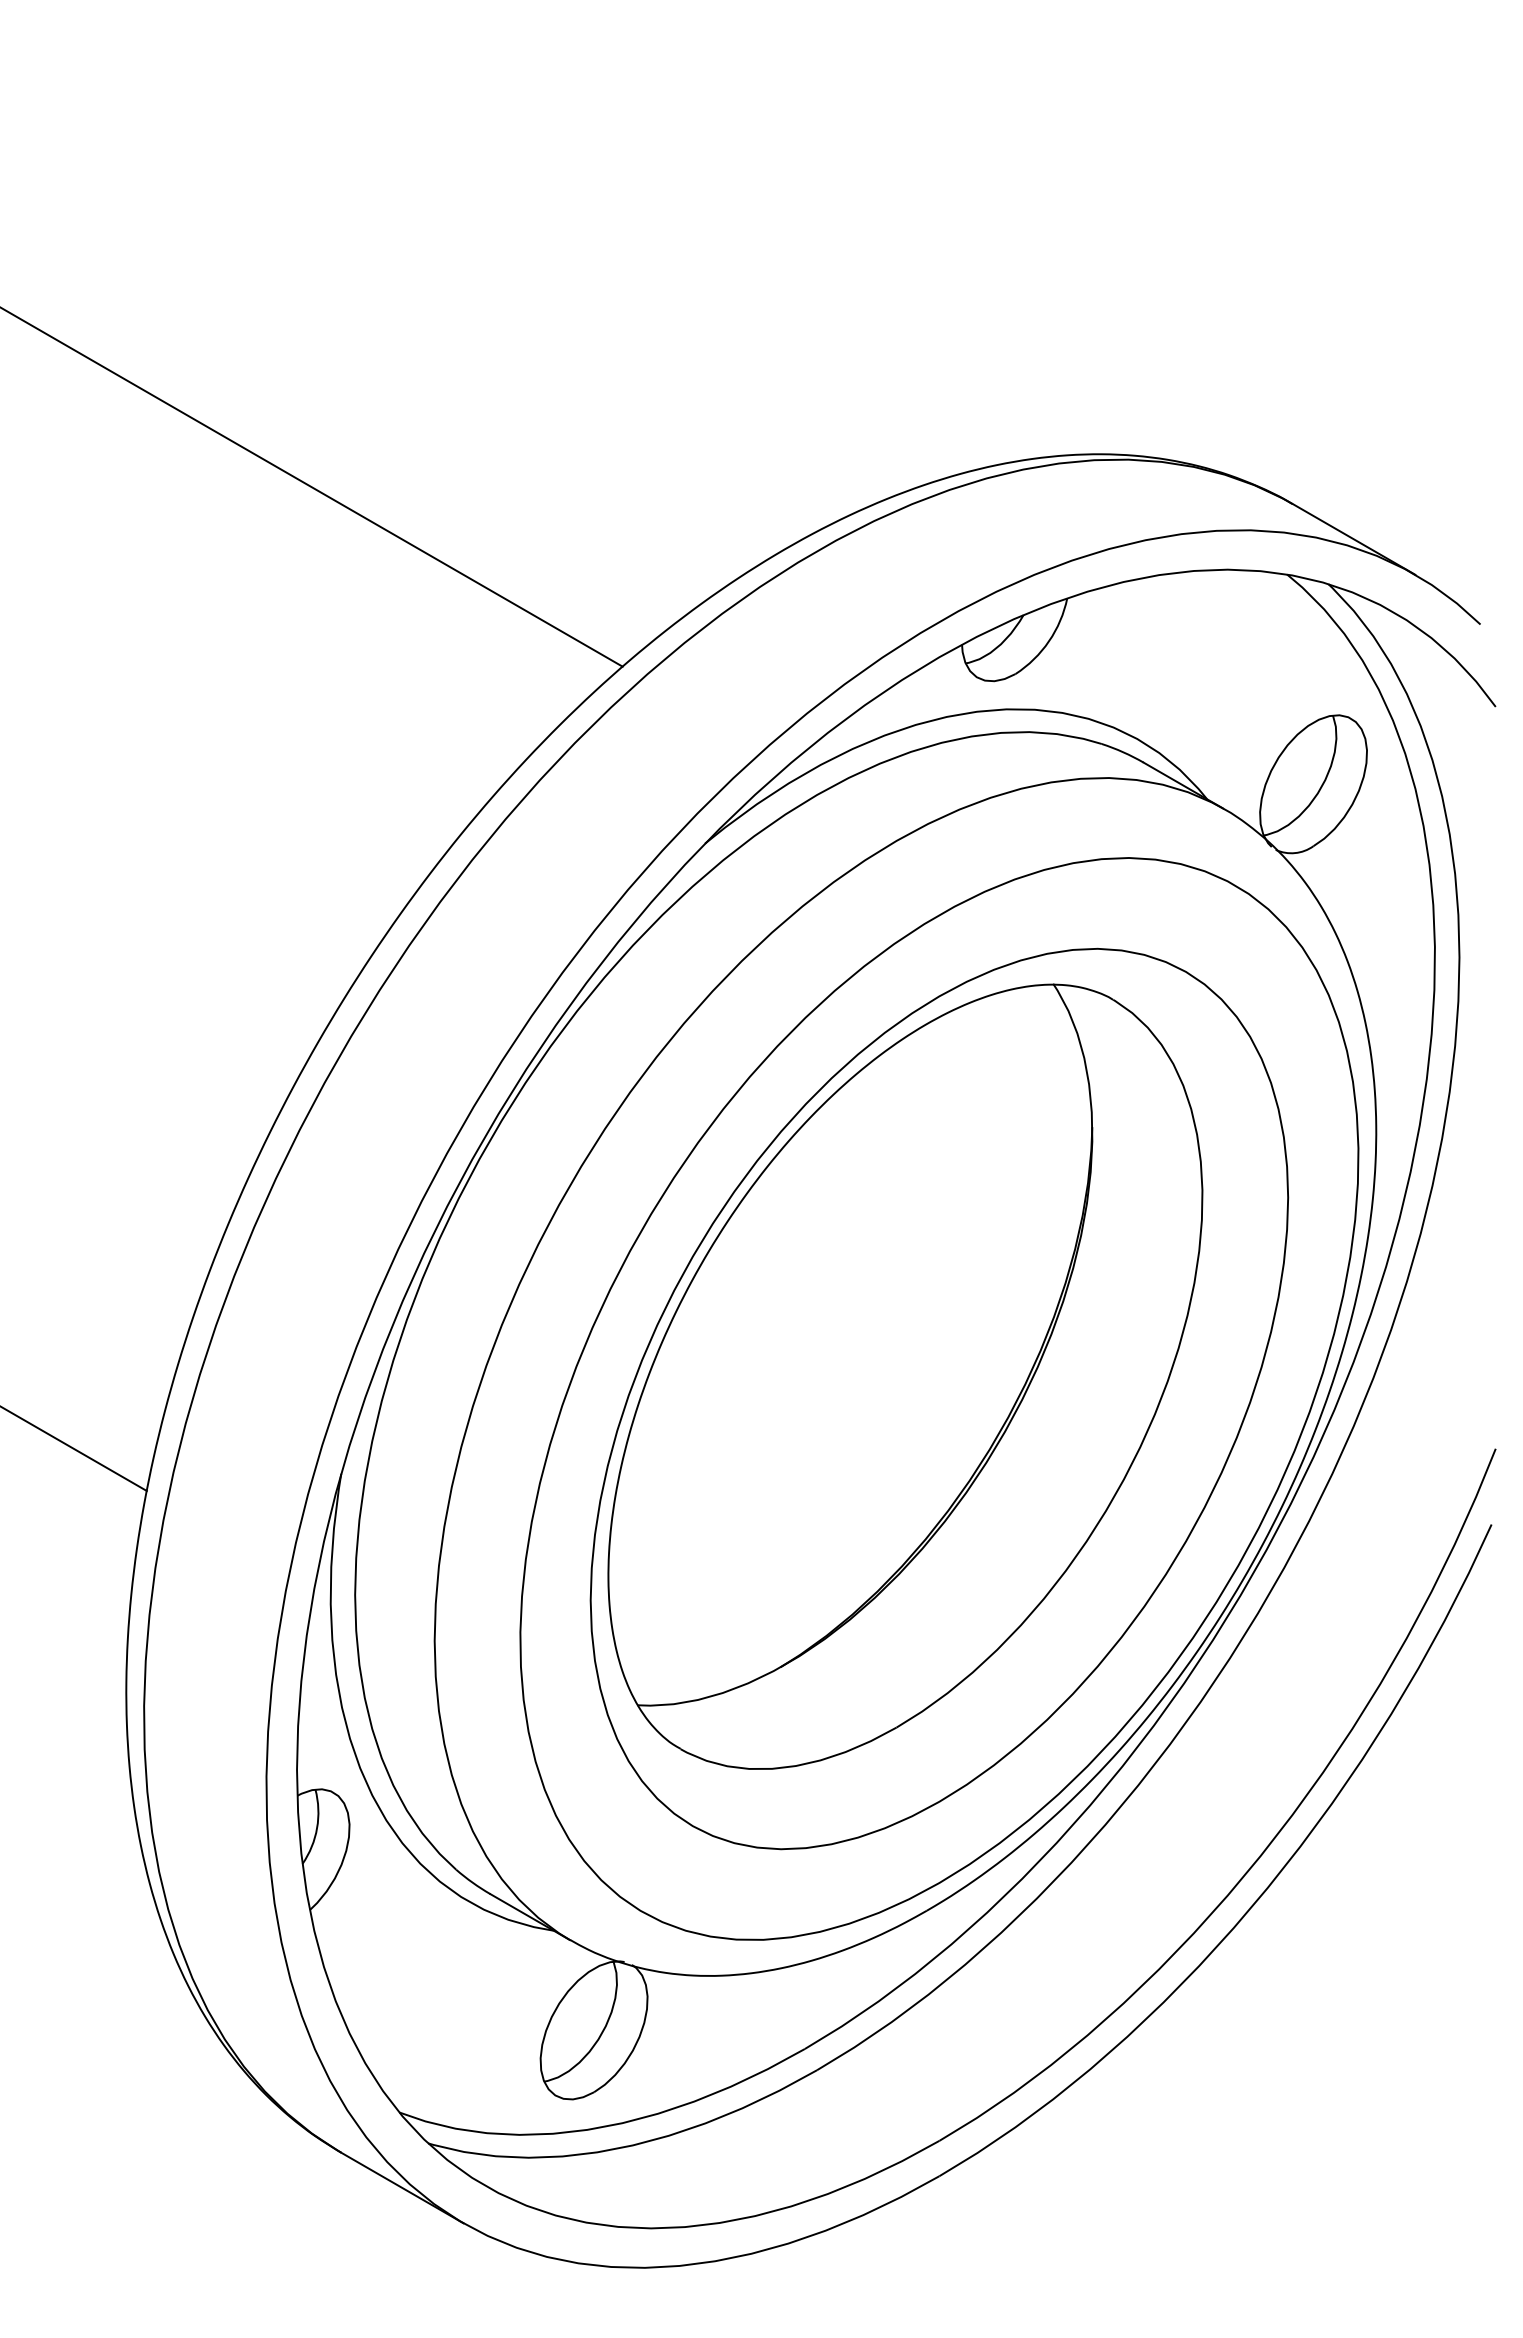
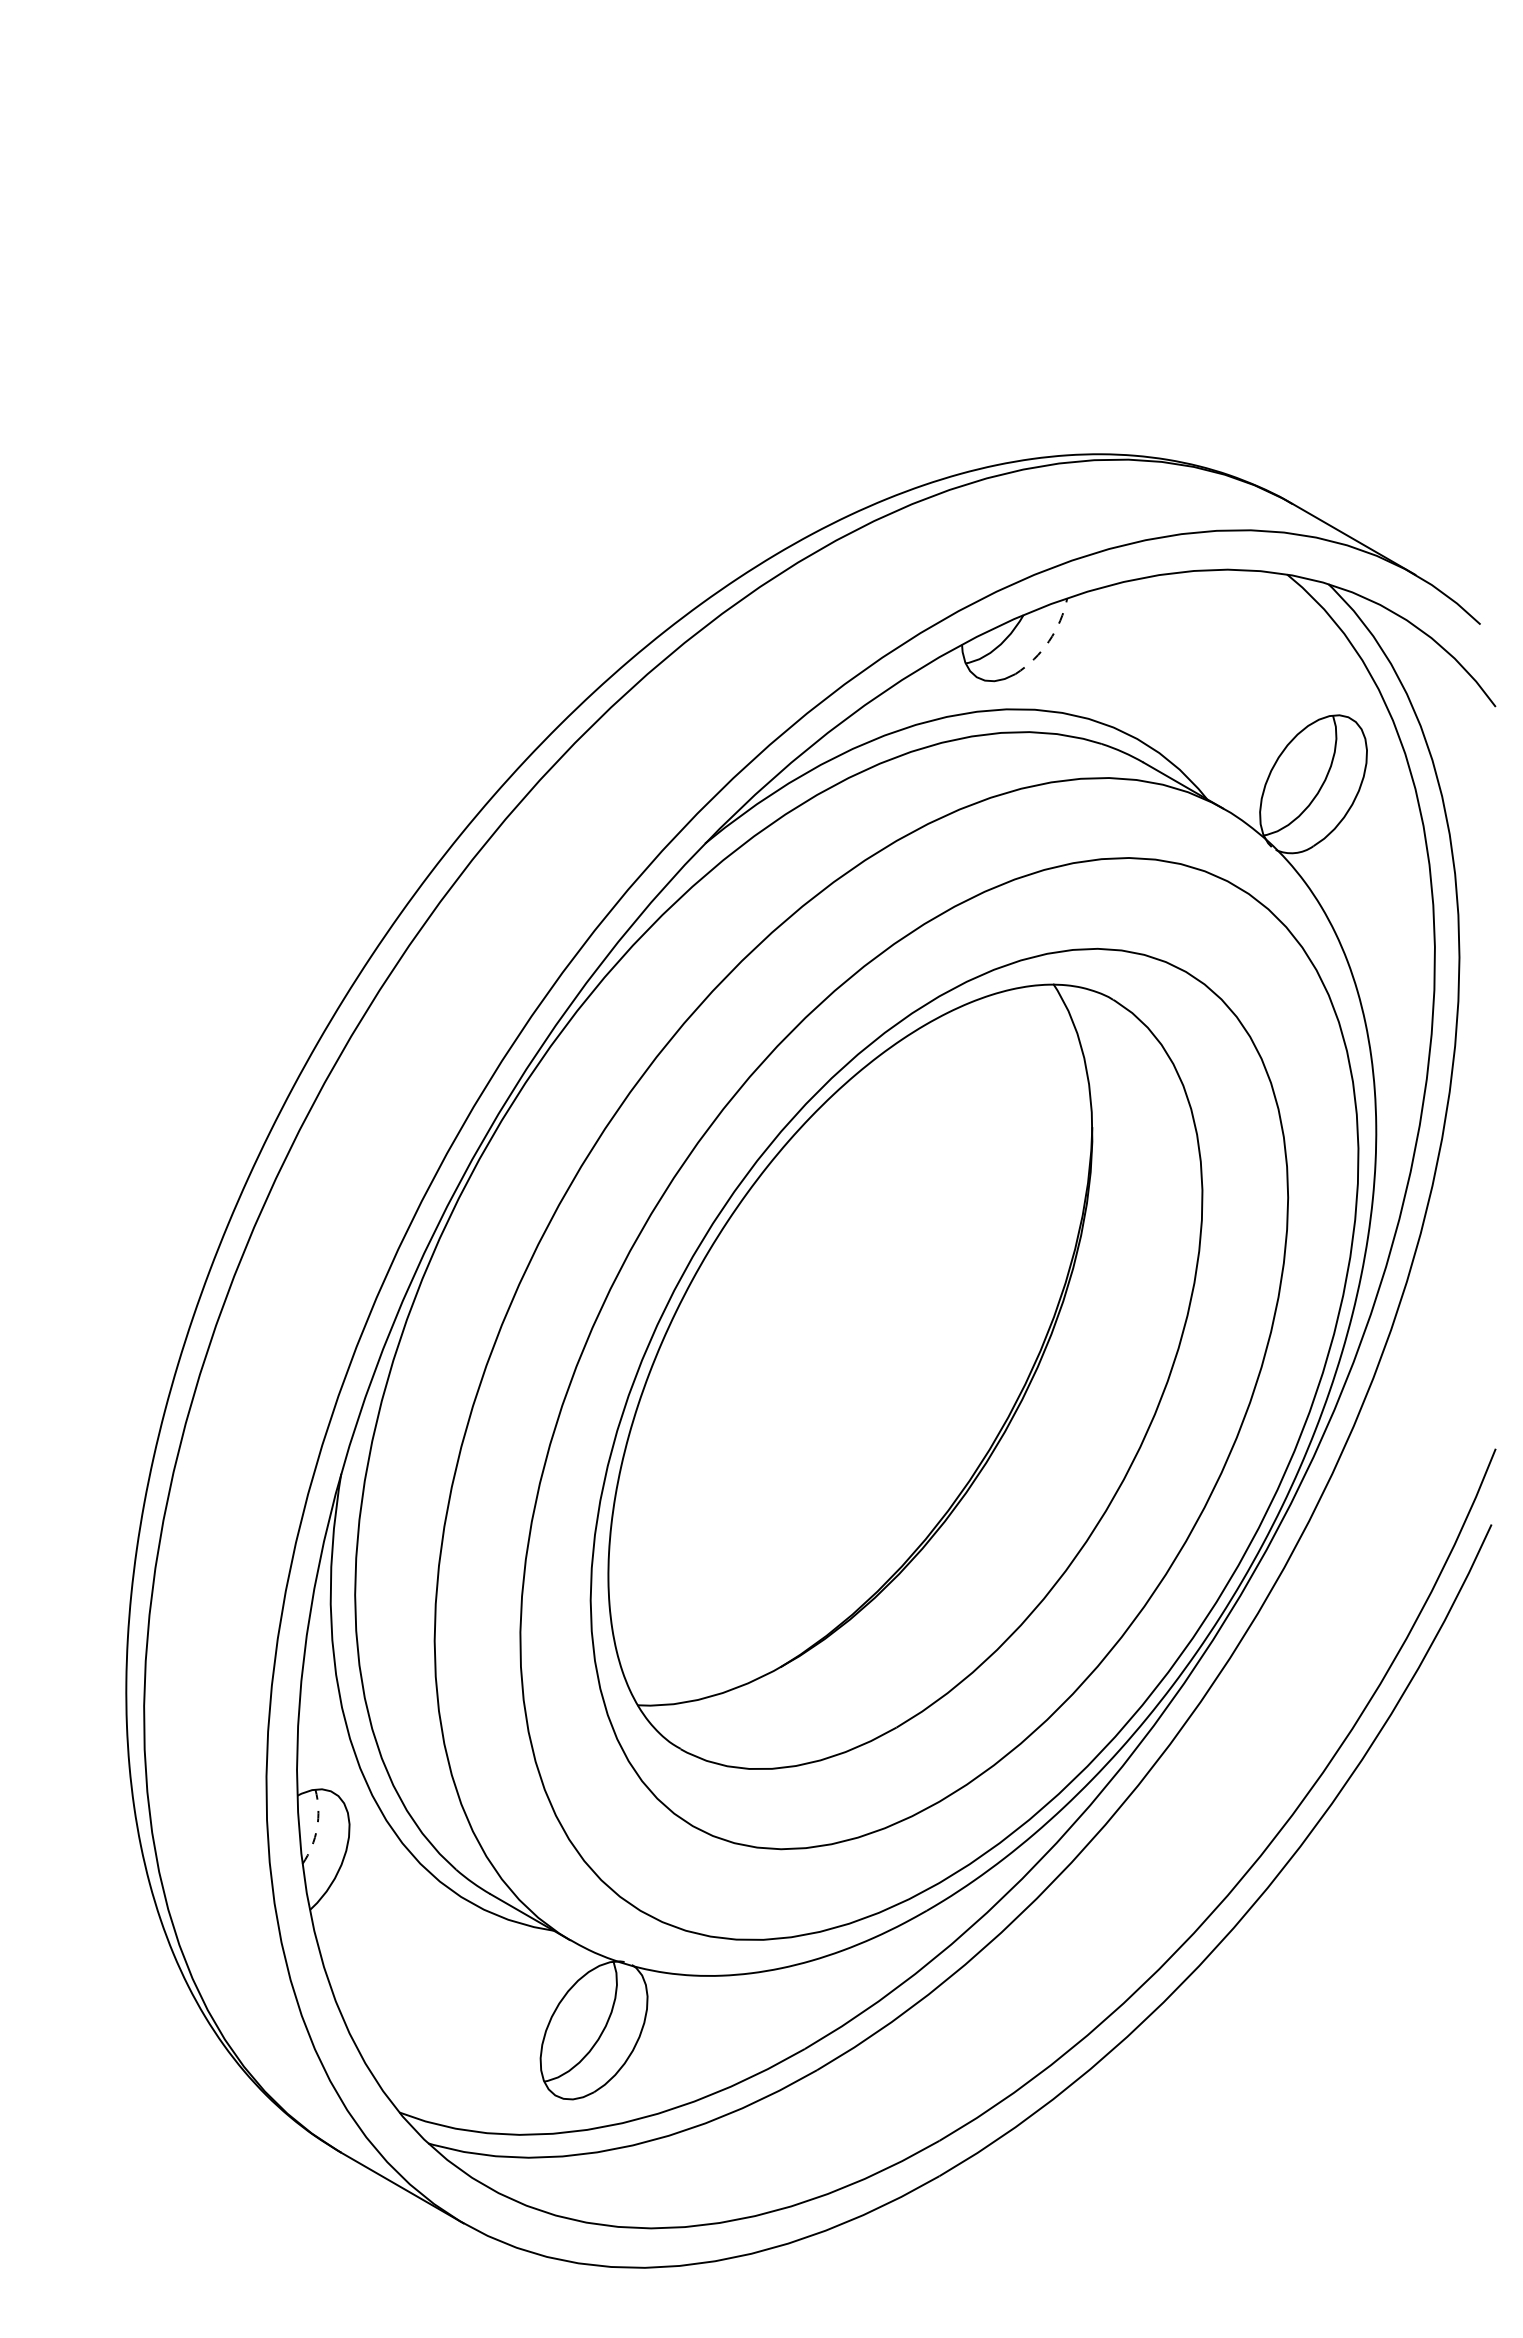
line: present -> none (312, 487)
arc: solid -> dashed (1049, 641)
line: present -> none (74, 1449)
arc: solid -> dashed (317, 1828)
